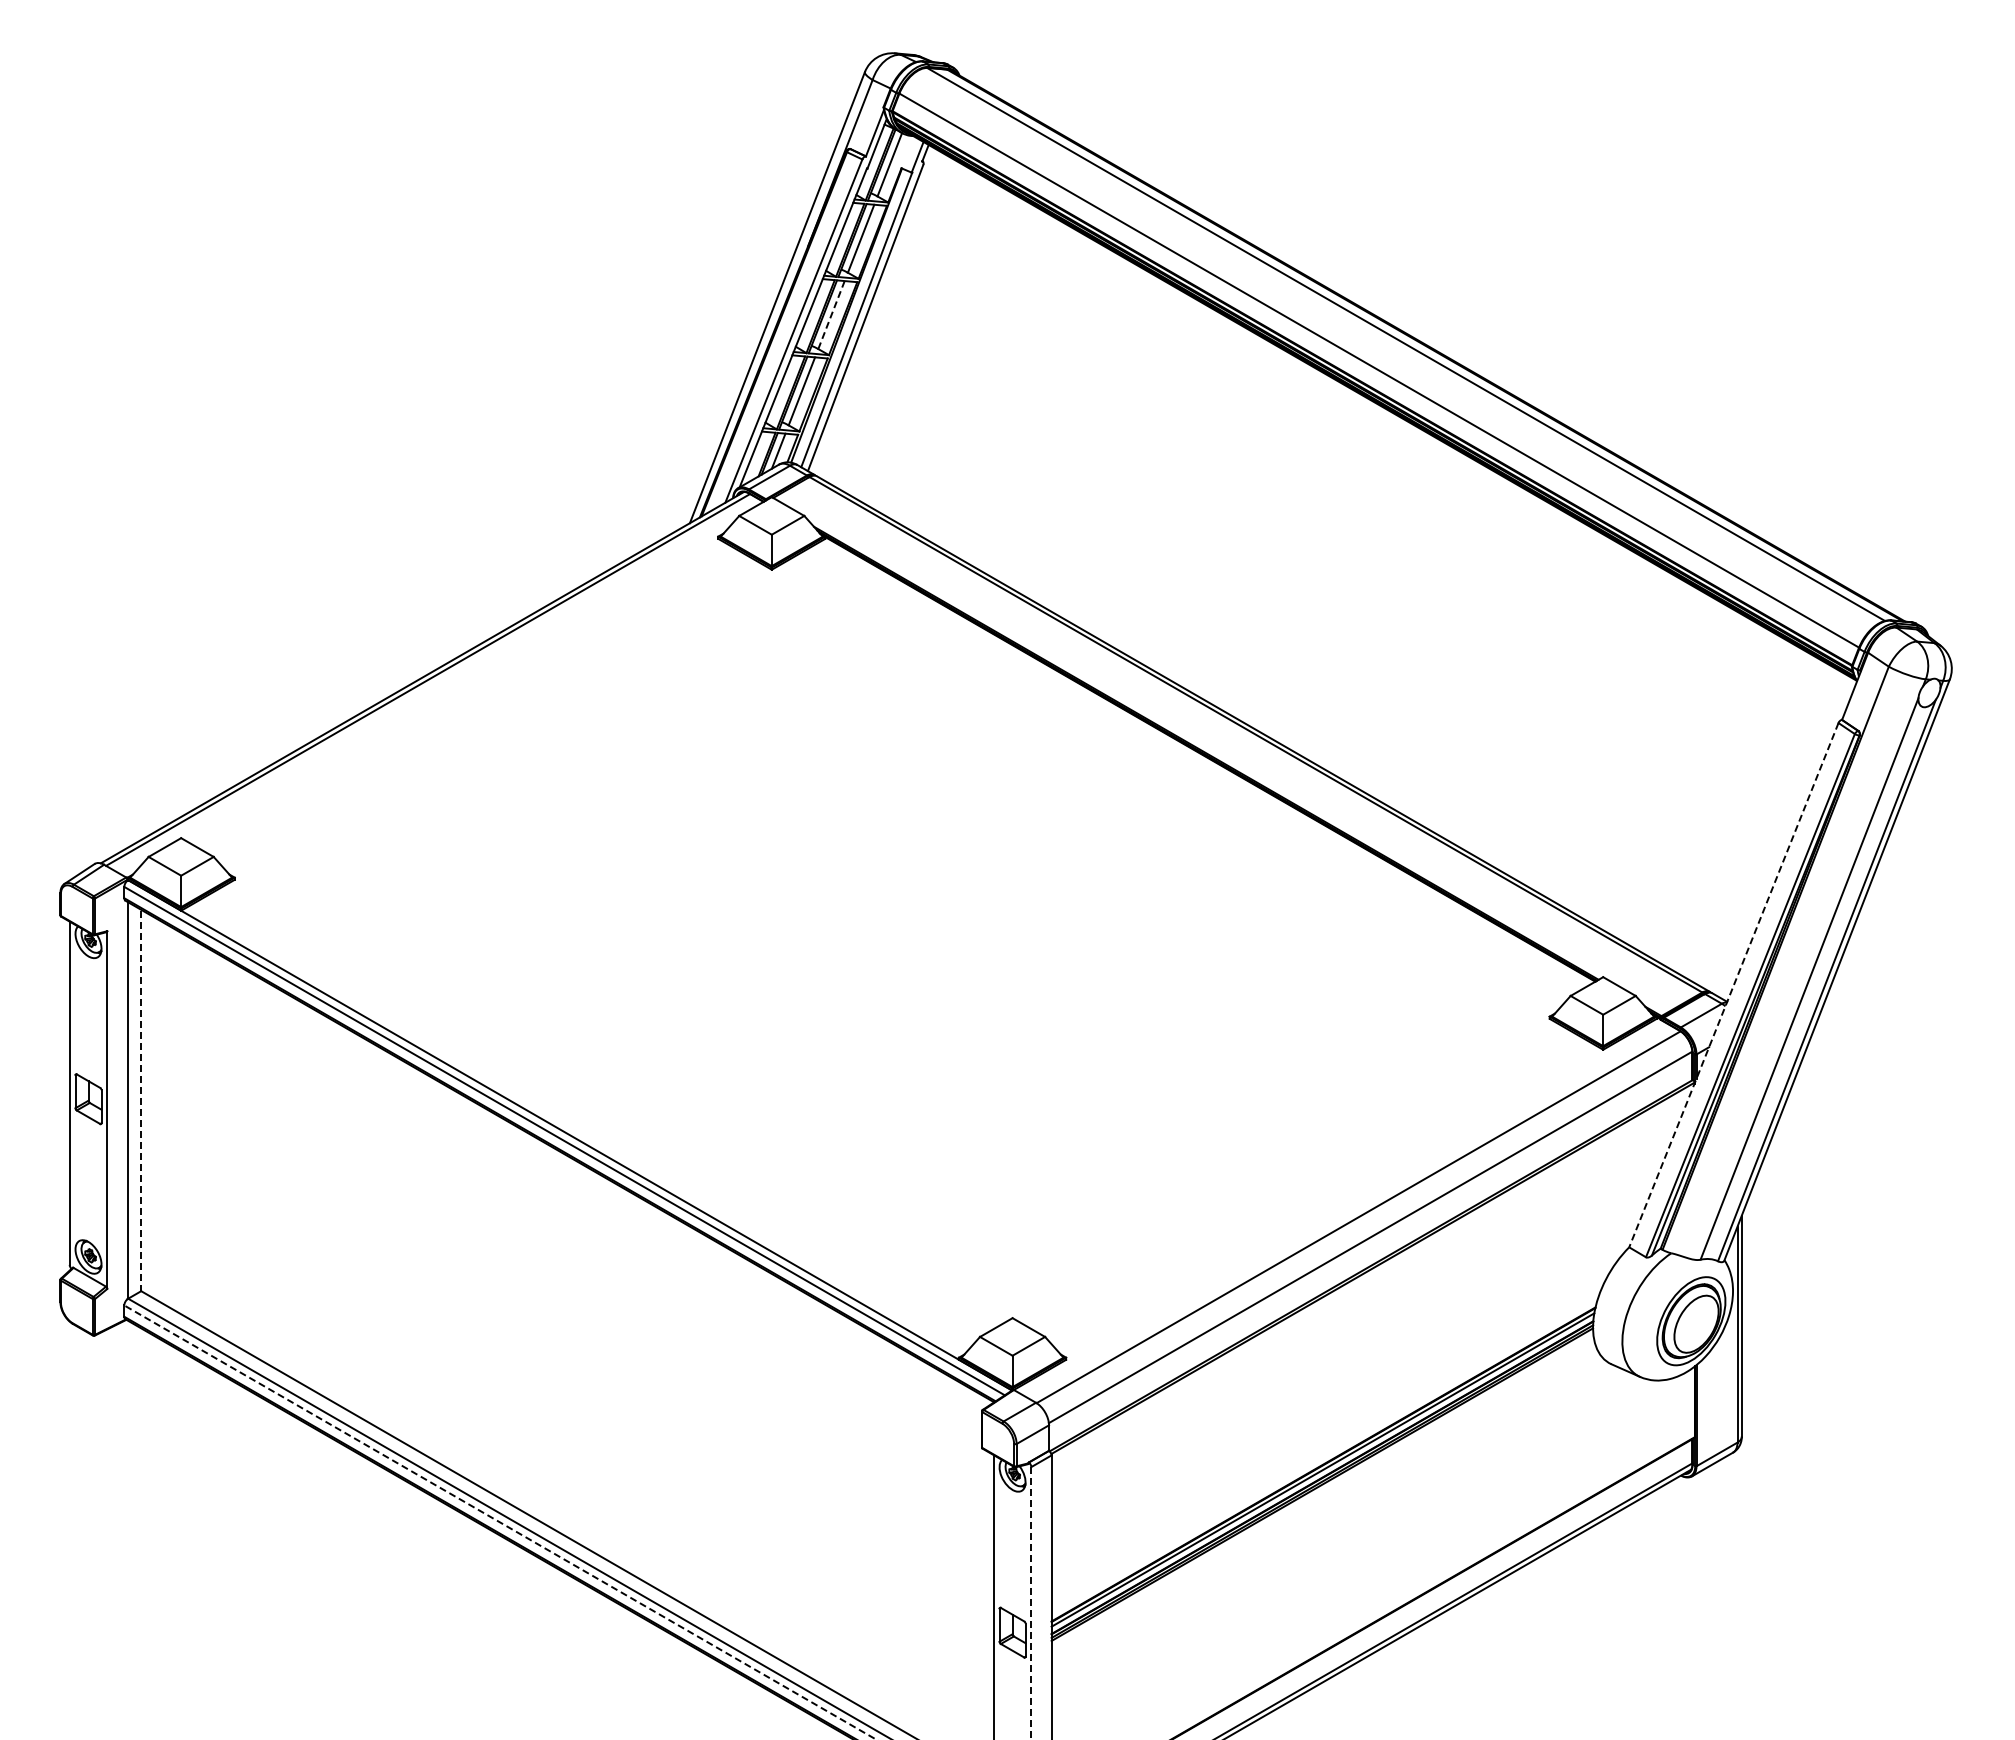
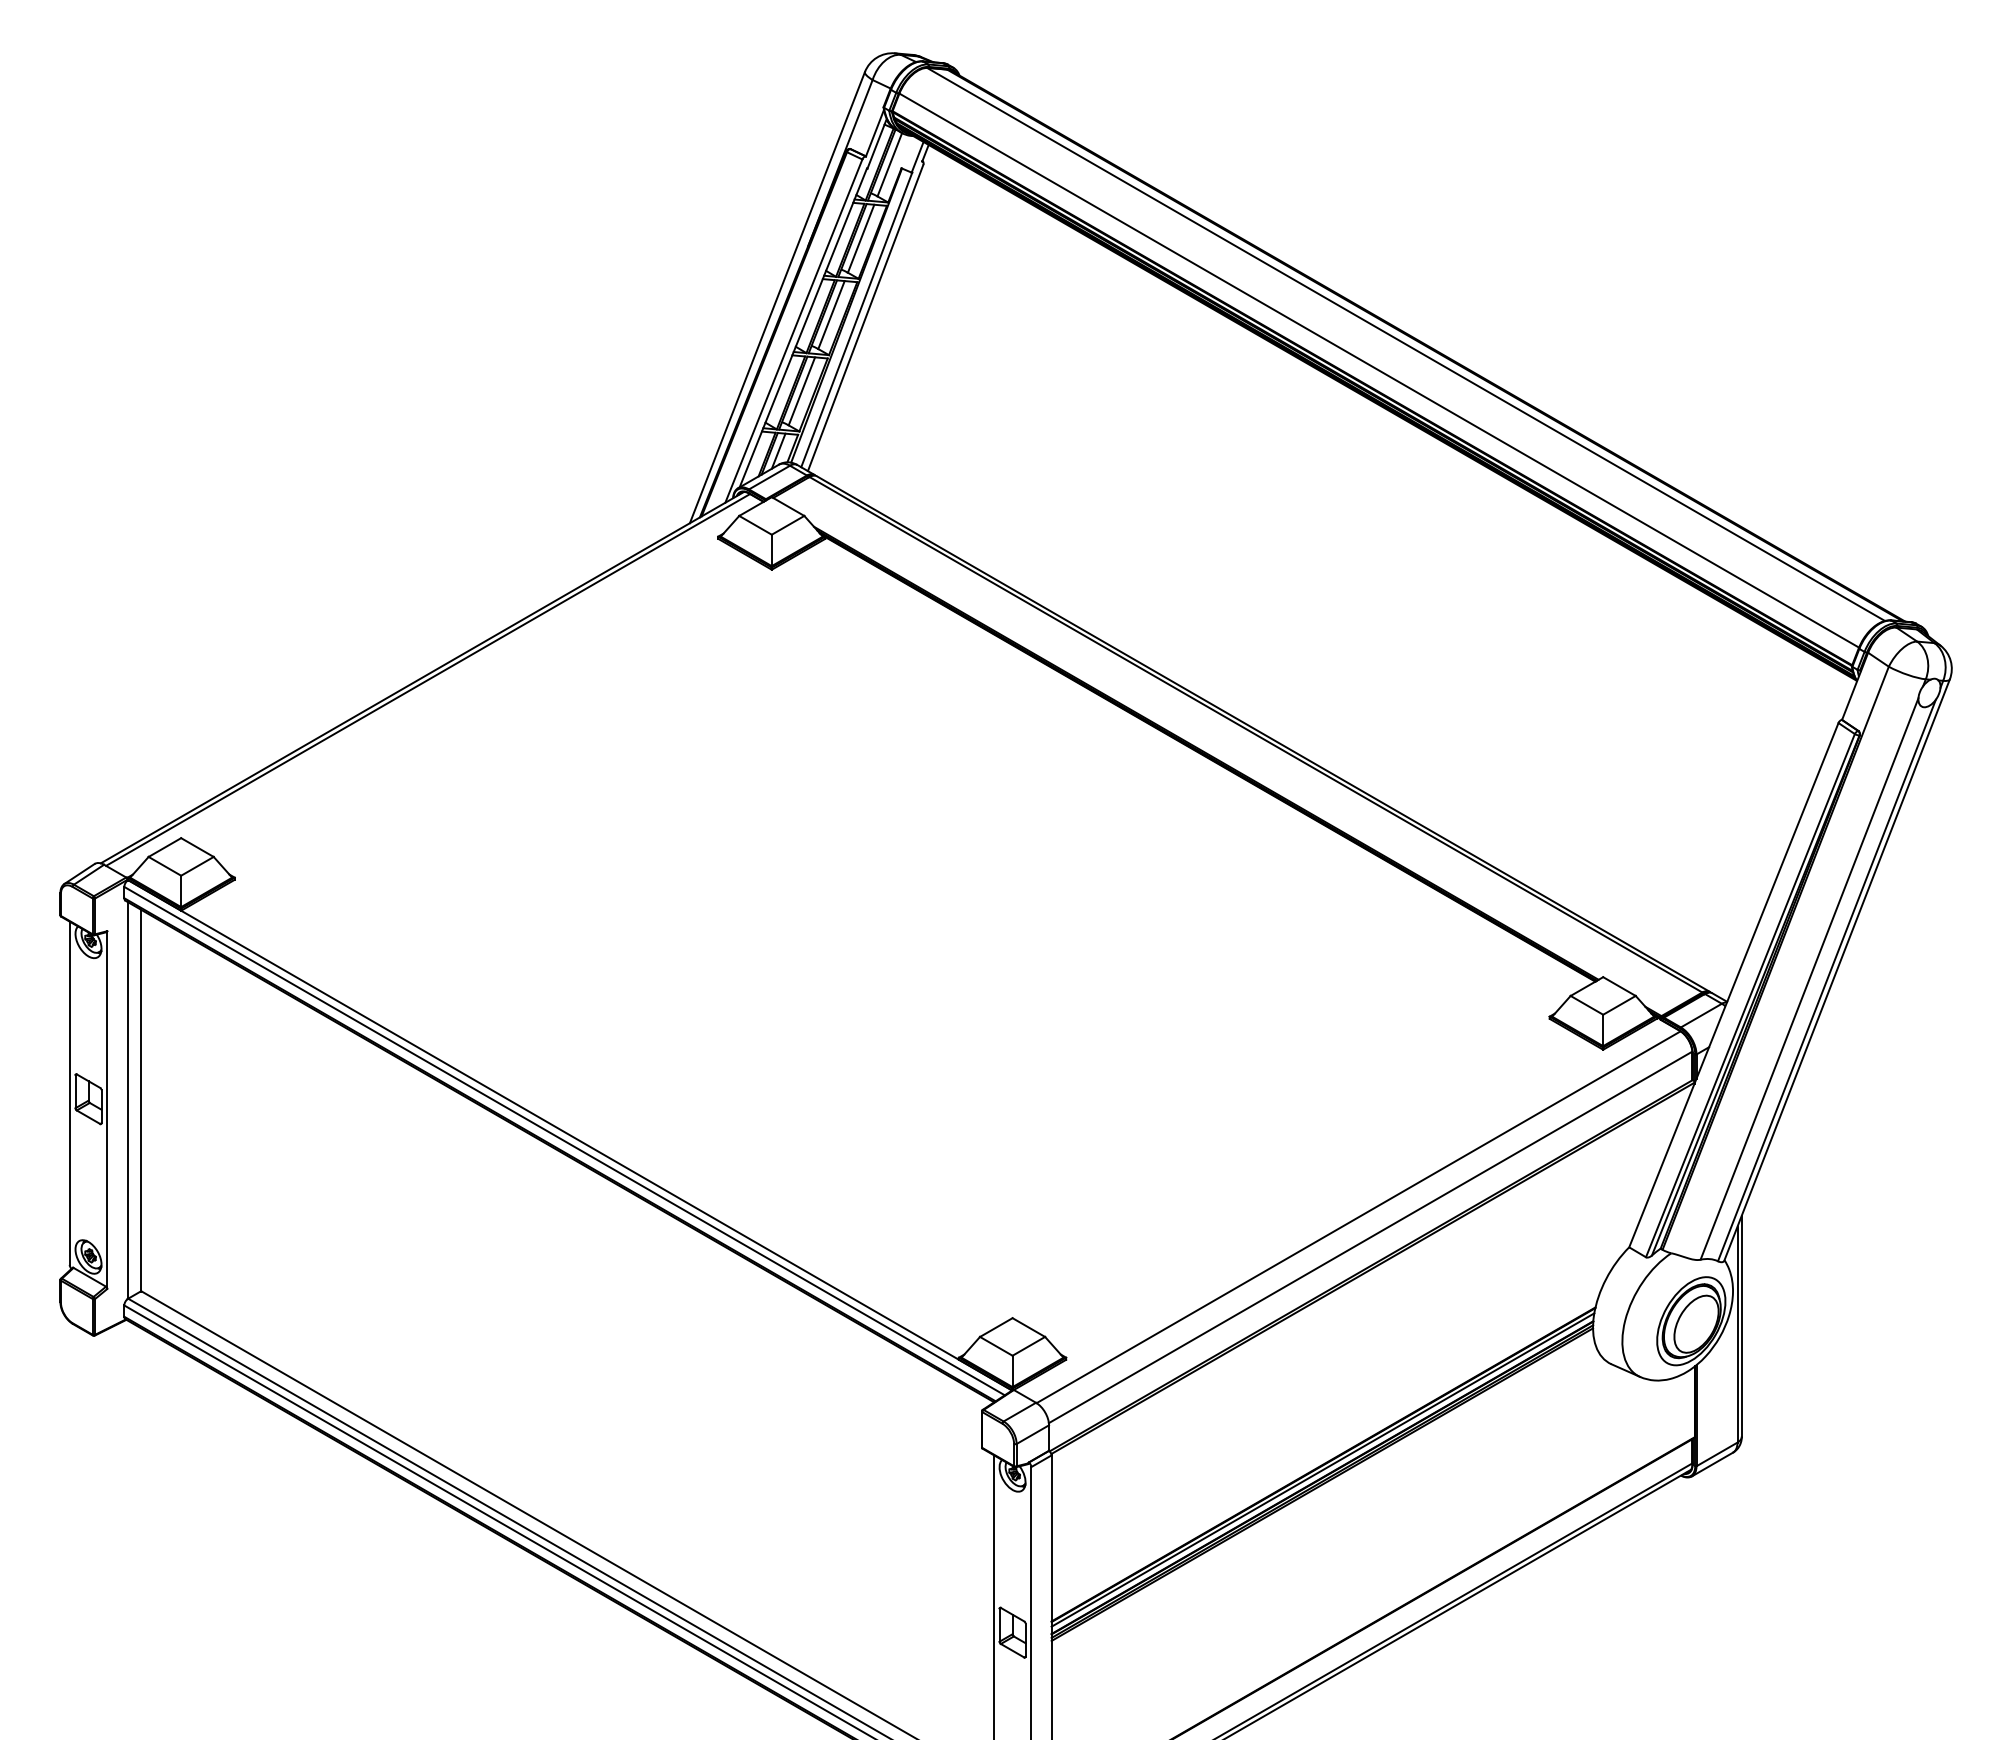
line: dashed -> solid (831, 314)
line: dashed -> solid (1733, 985)
line: dashed -> solid (140, 1100)
line: dashed -> solid (499, 1522)
line: dashed -> solid (1031, 1603)
